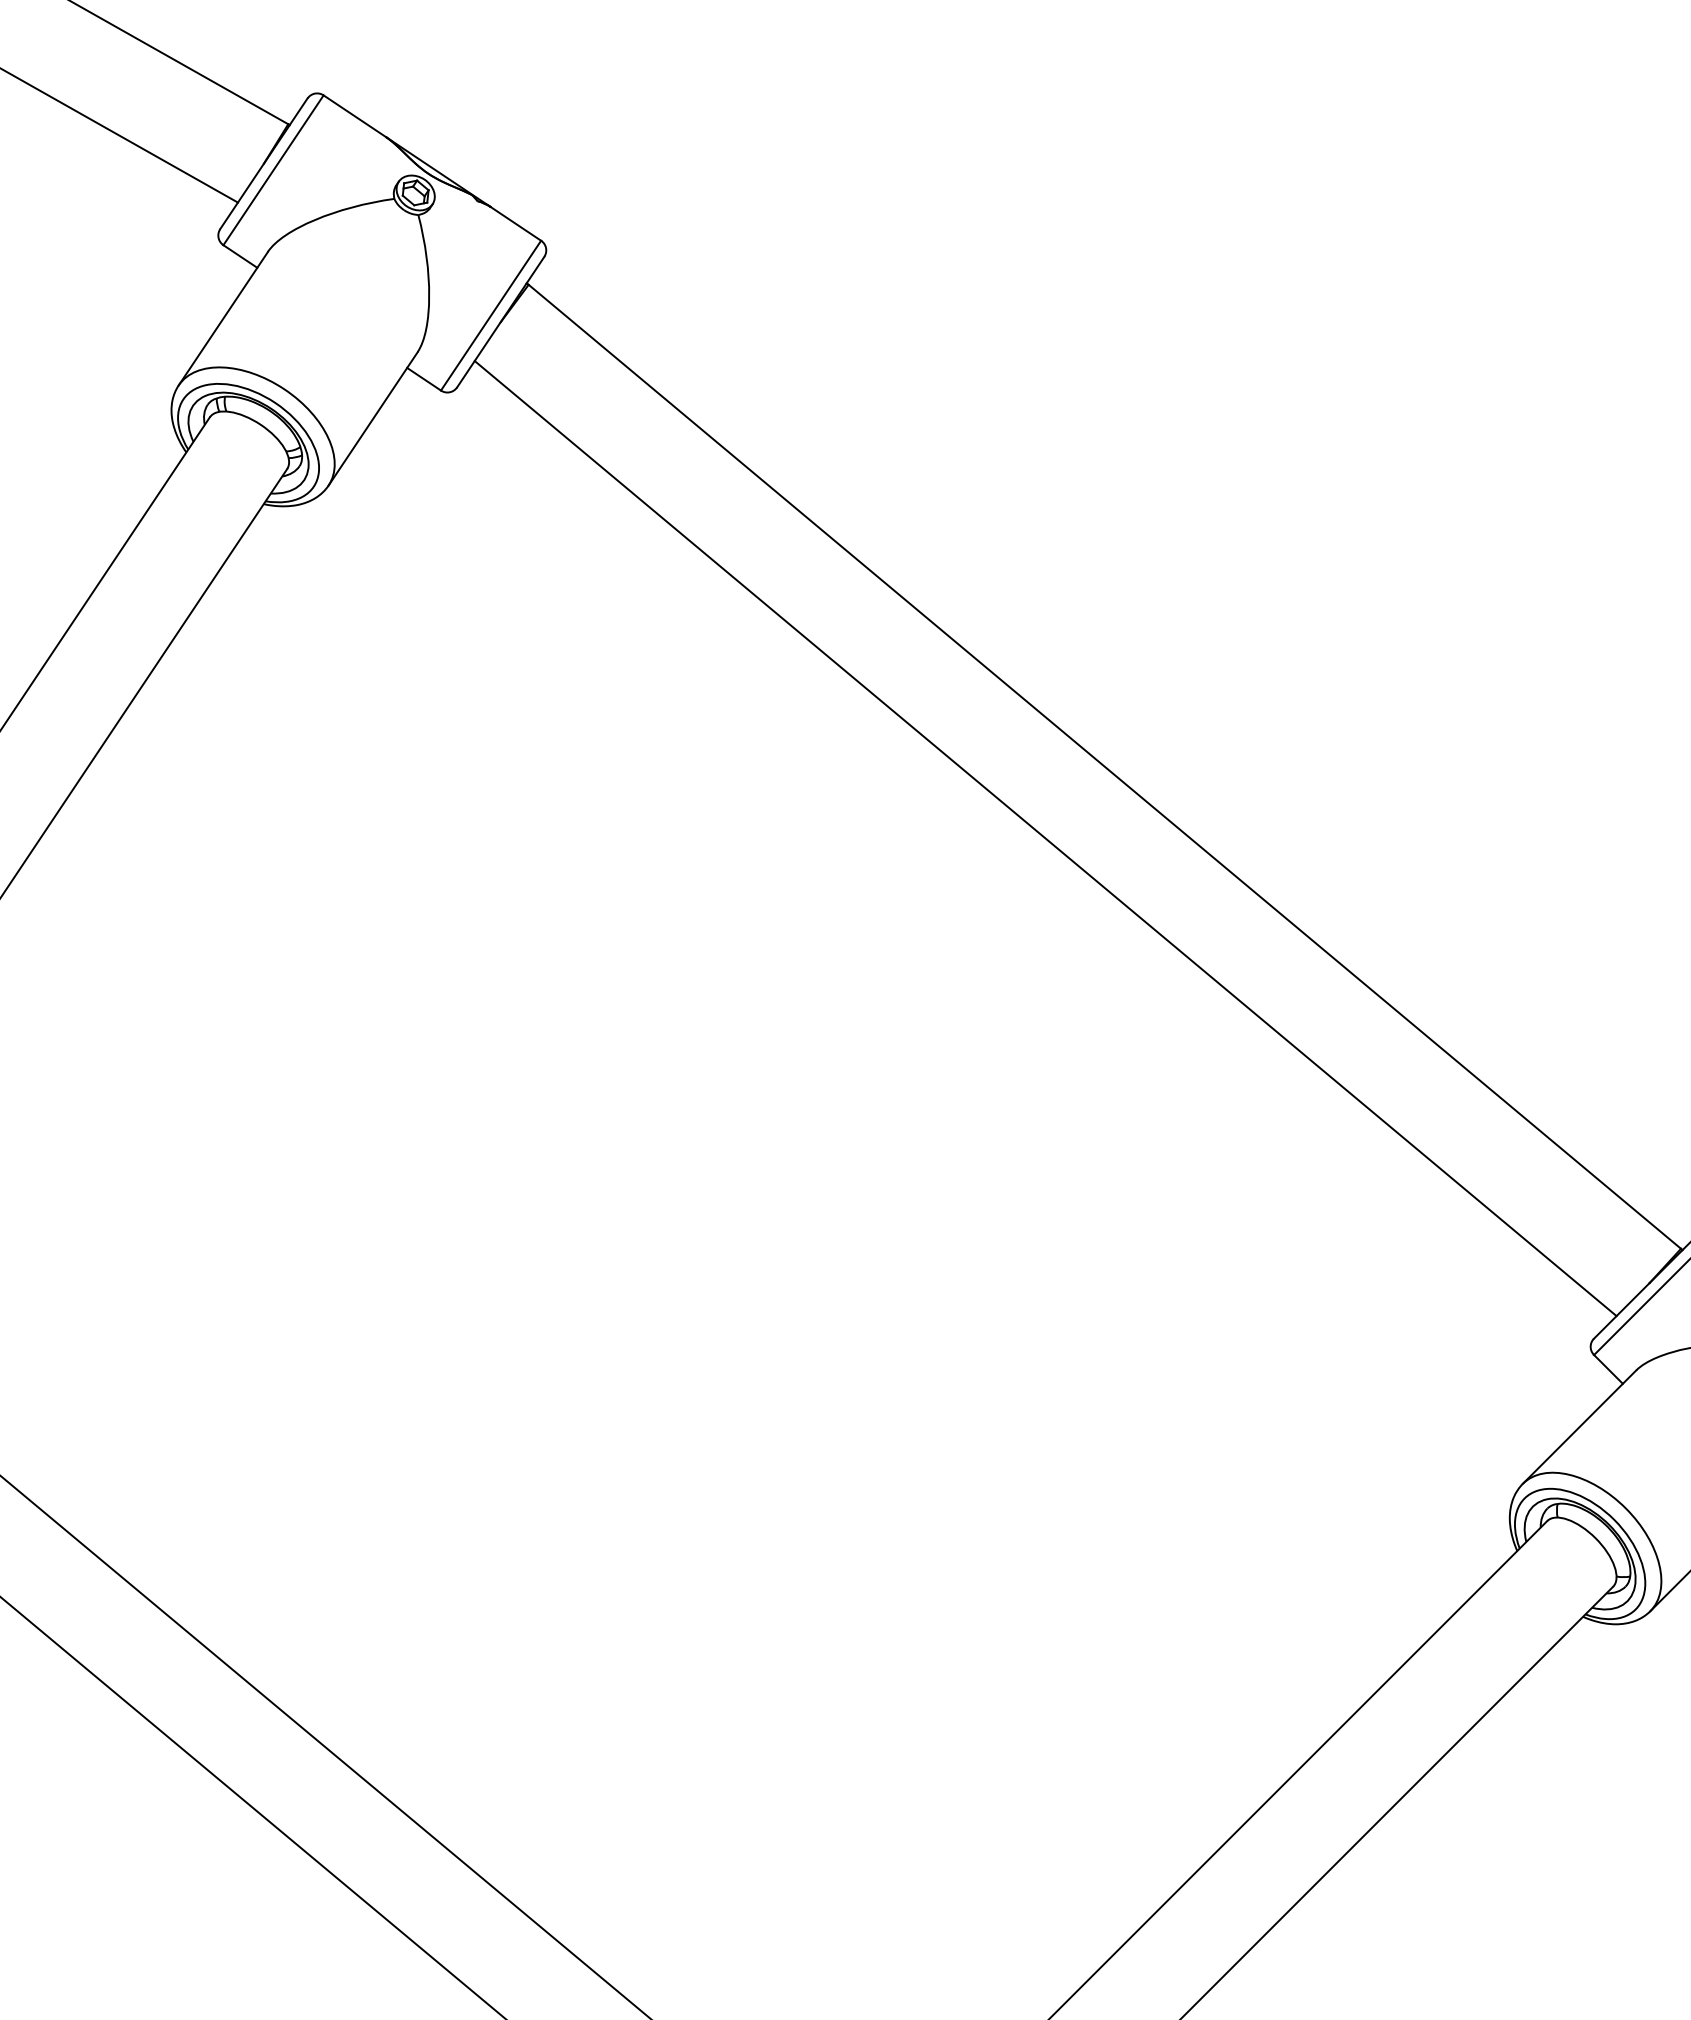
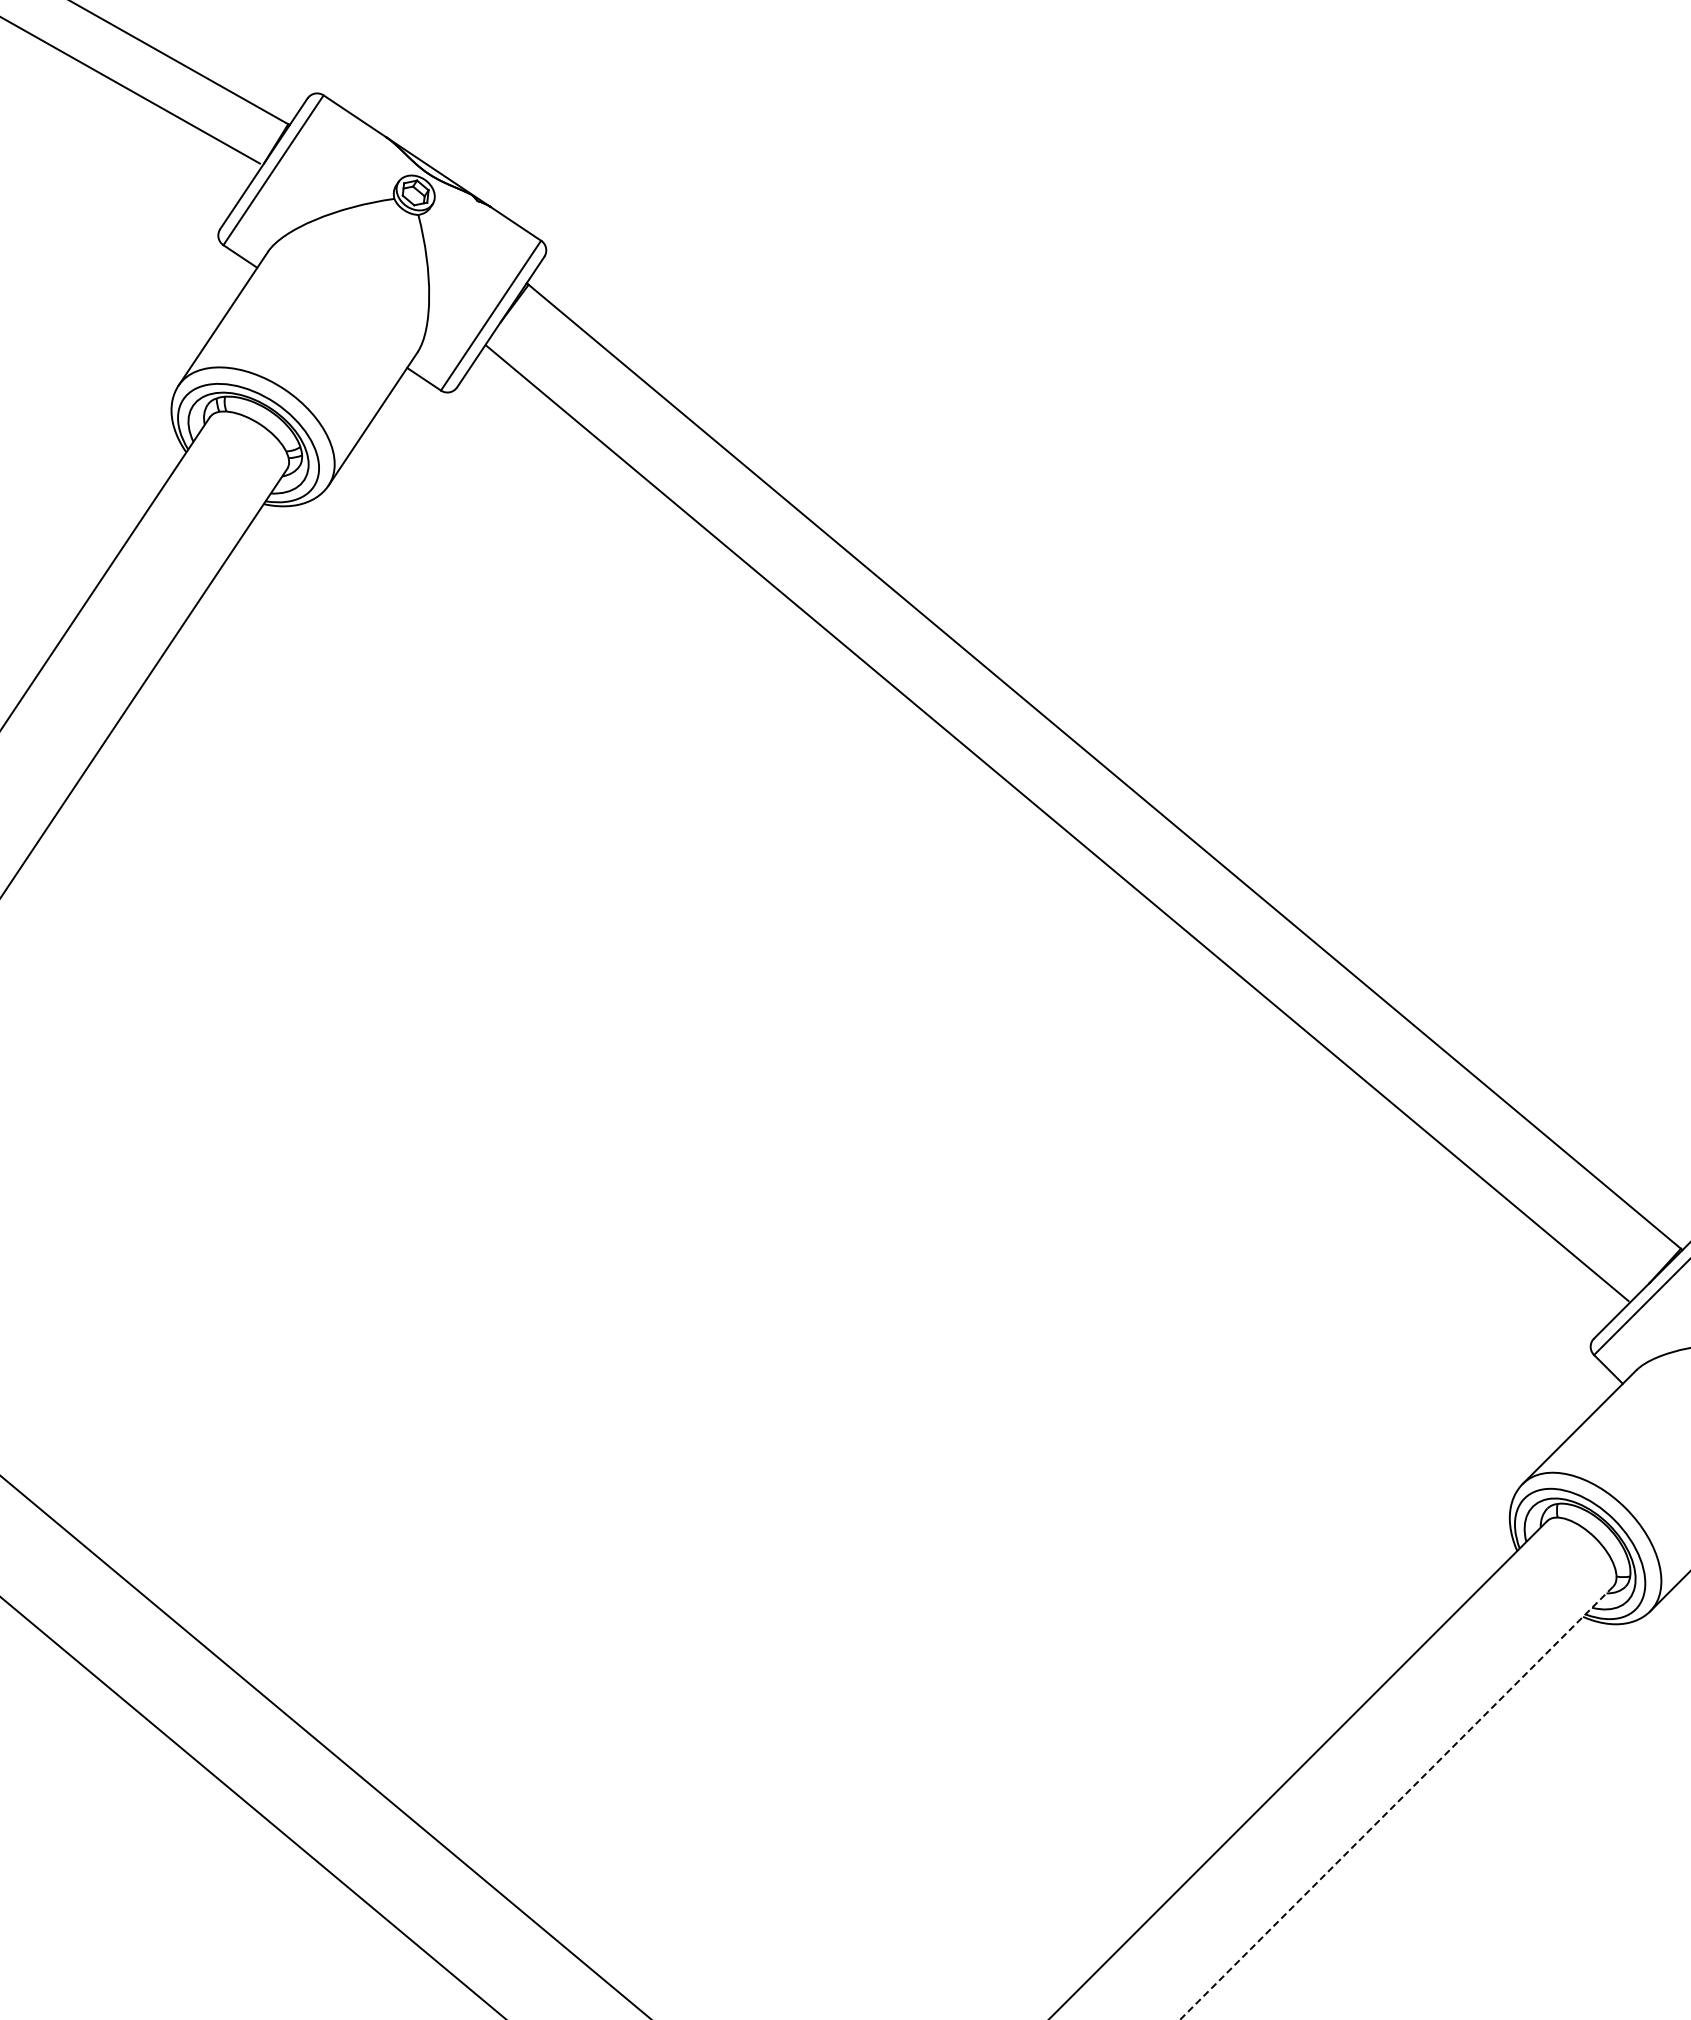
line position: (119, 135) -> (130, 90) (130, 90)
line position: (1045, 838) -> (1057, 823) (1057, 823)
line: solid -> dashed (1396, 1803)
